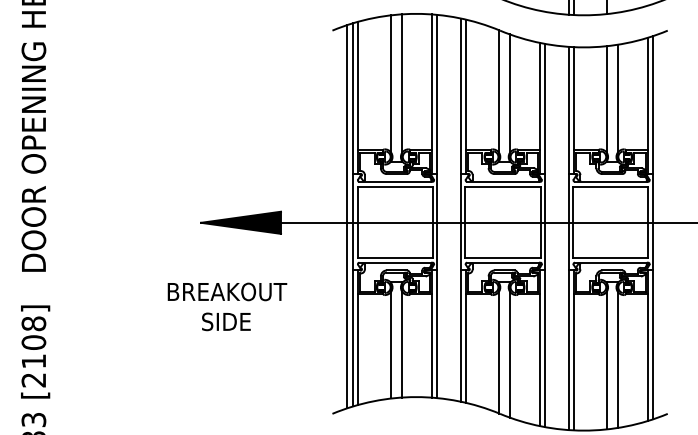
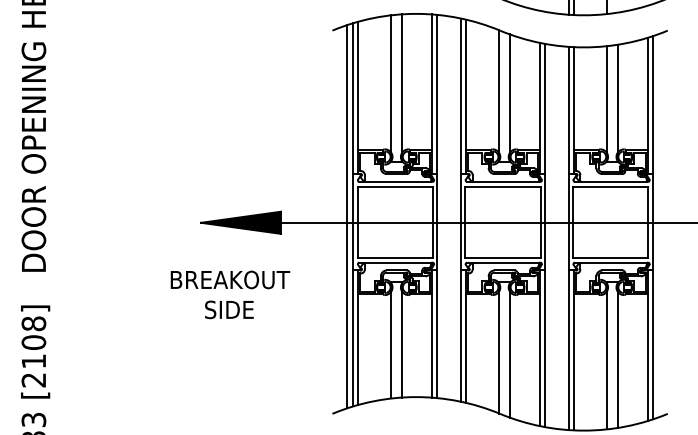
text position: (227, 306) -> (230, 294) (230, 294)
